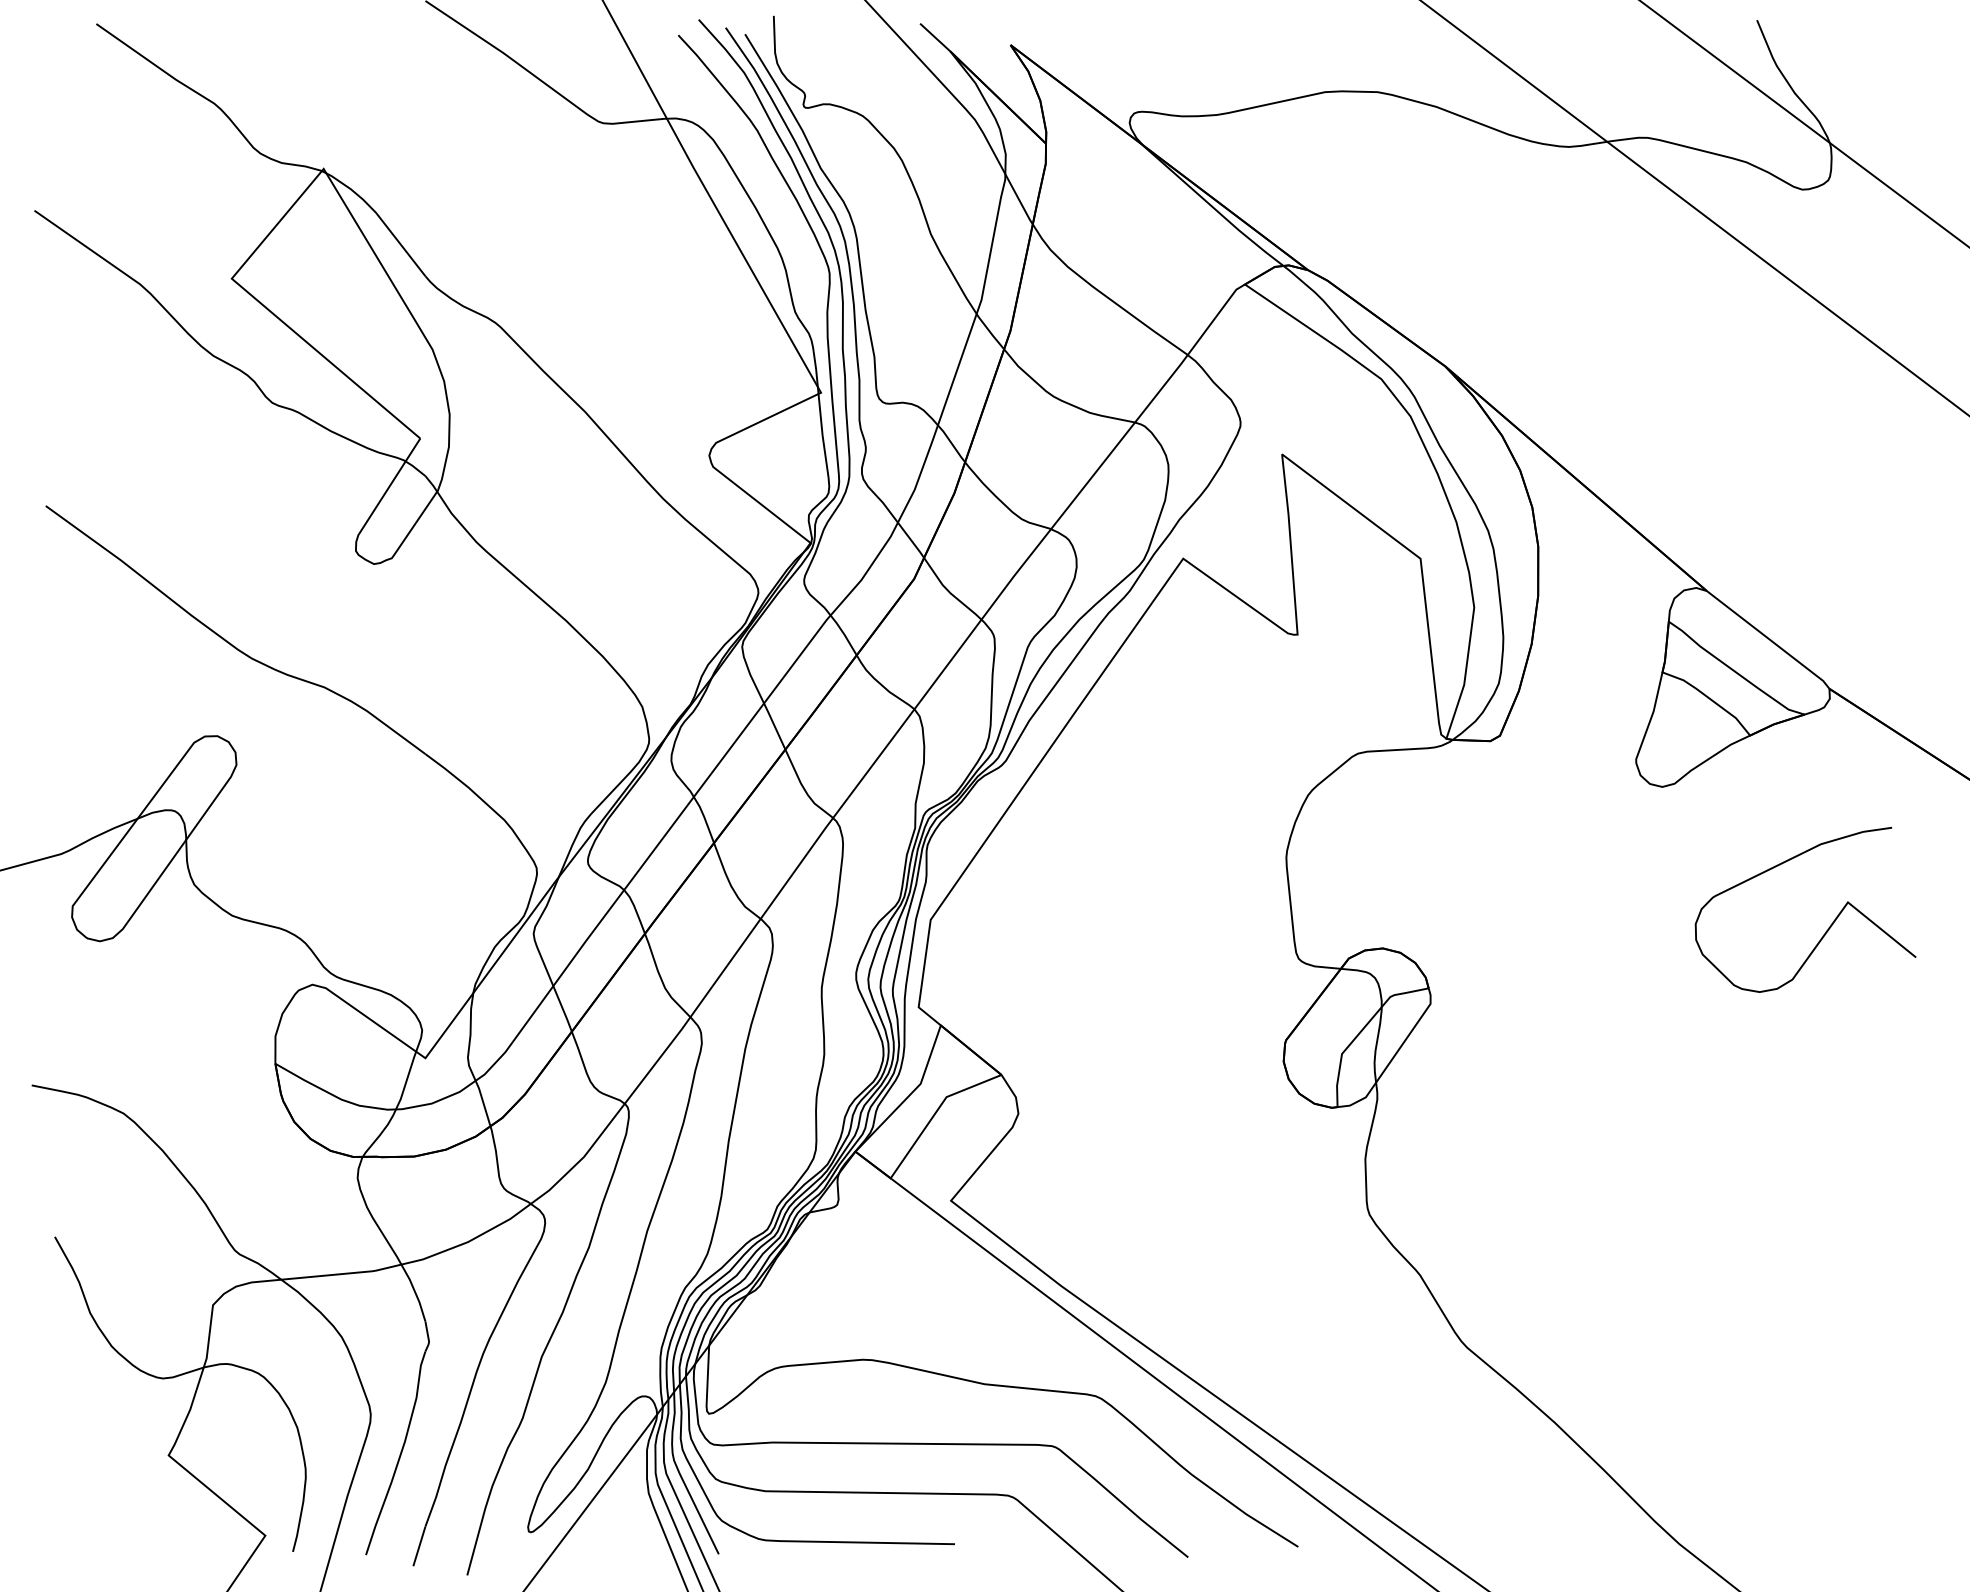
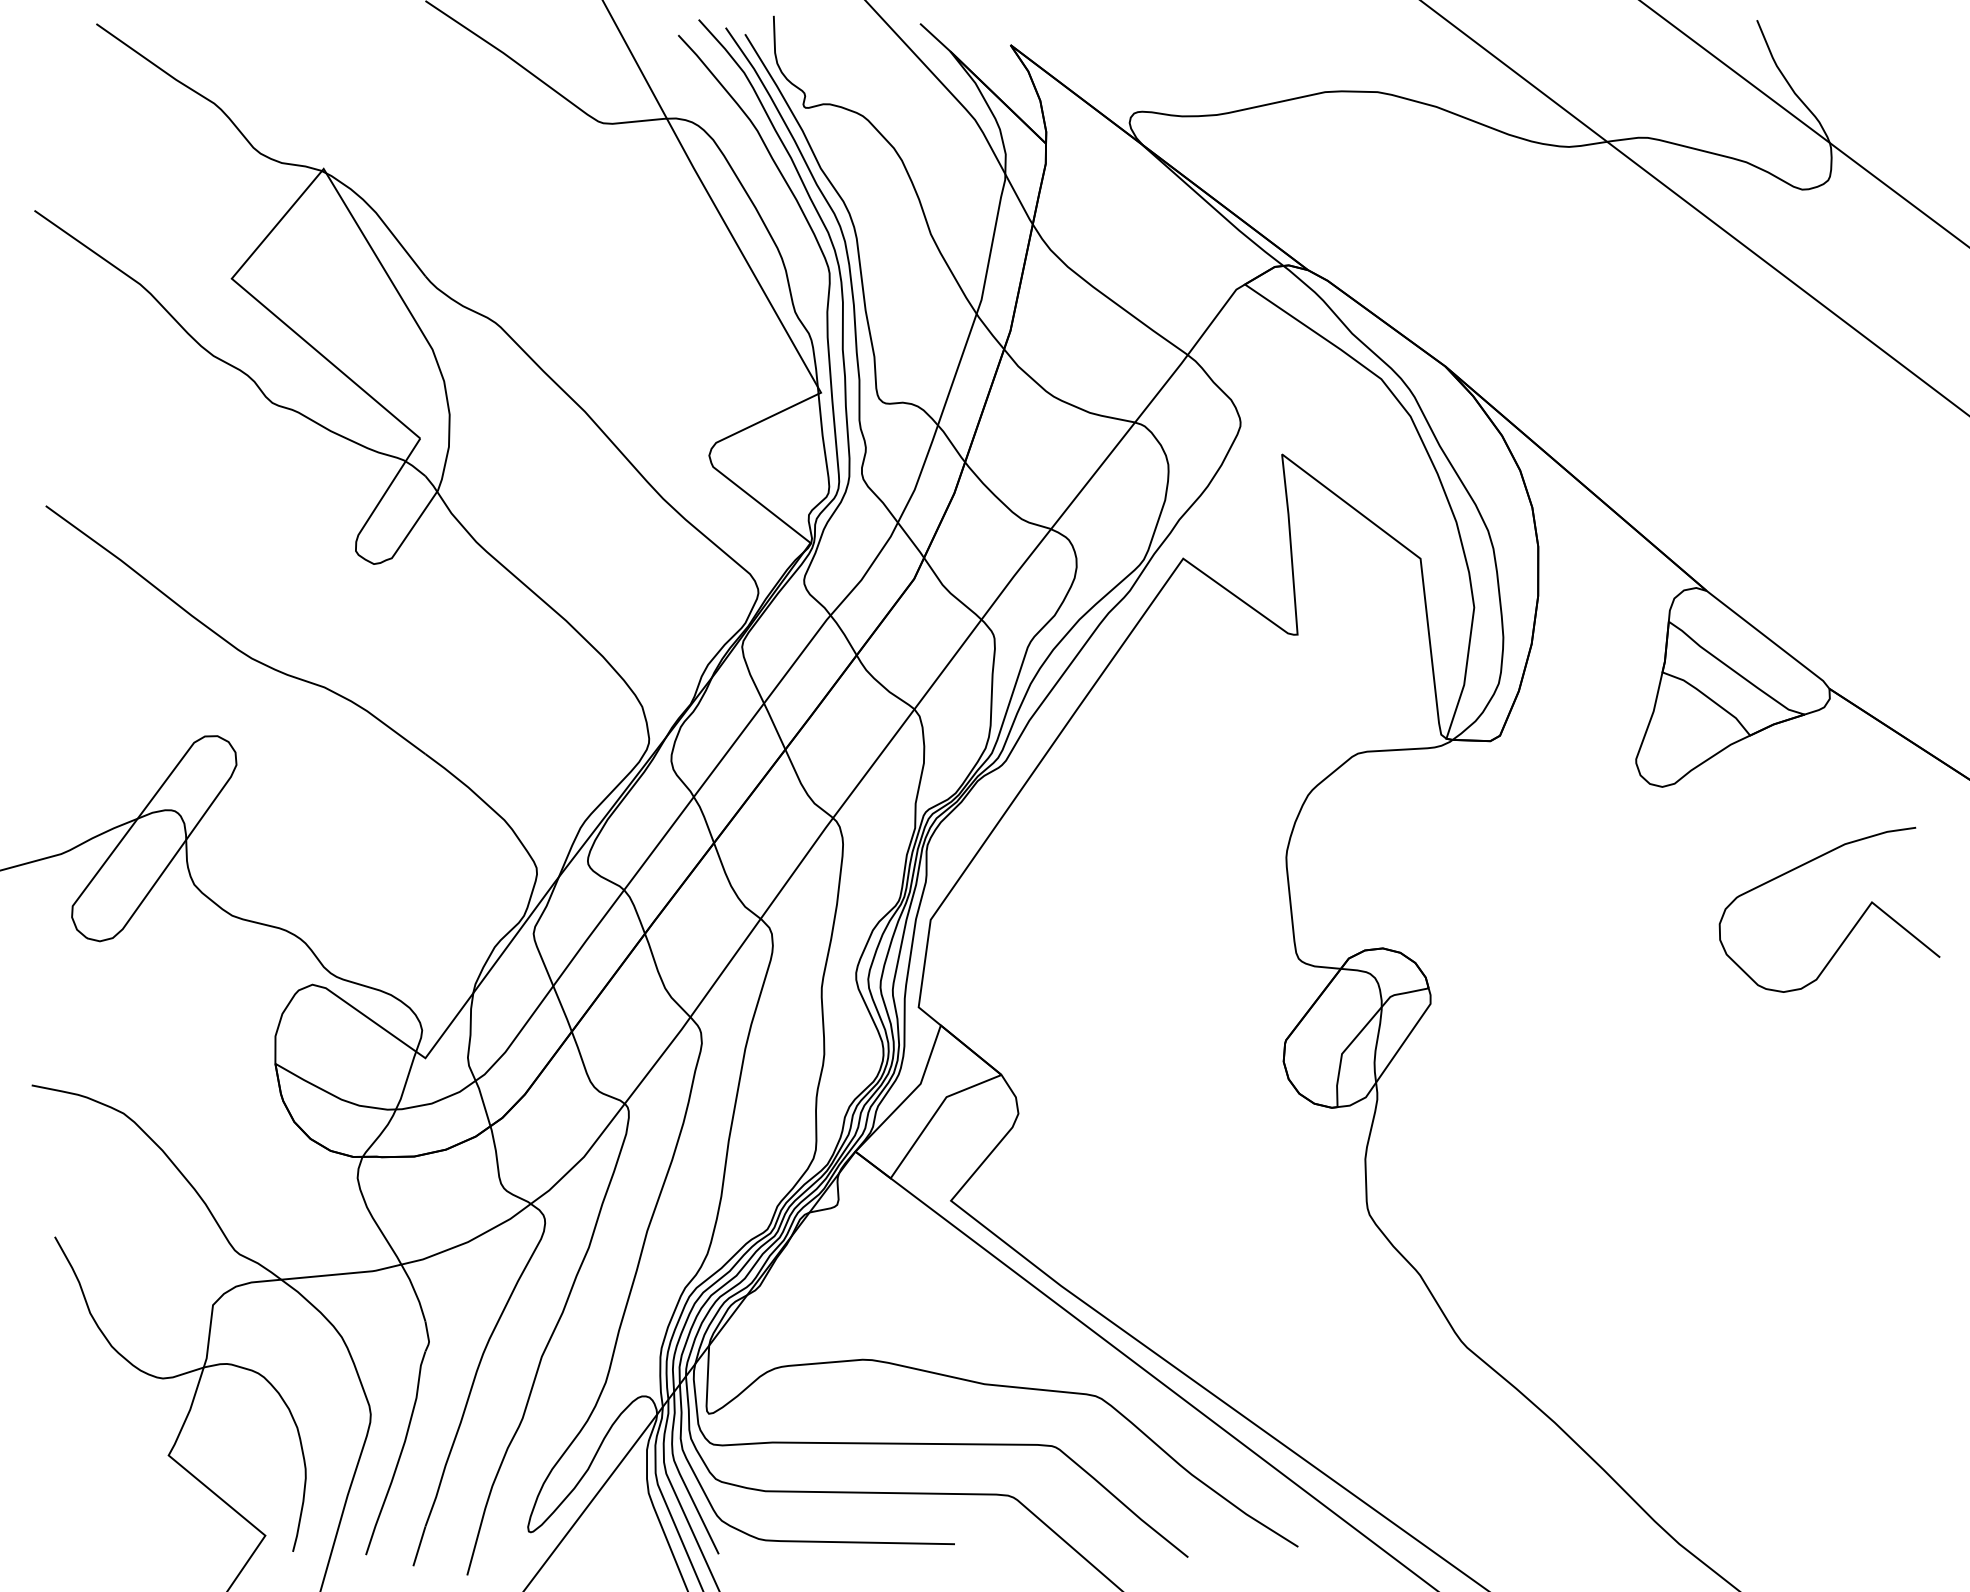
curve position: (1830, 924) -> (1854, 924) (1854, 924)
